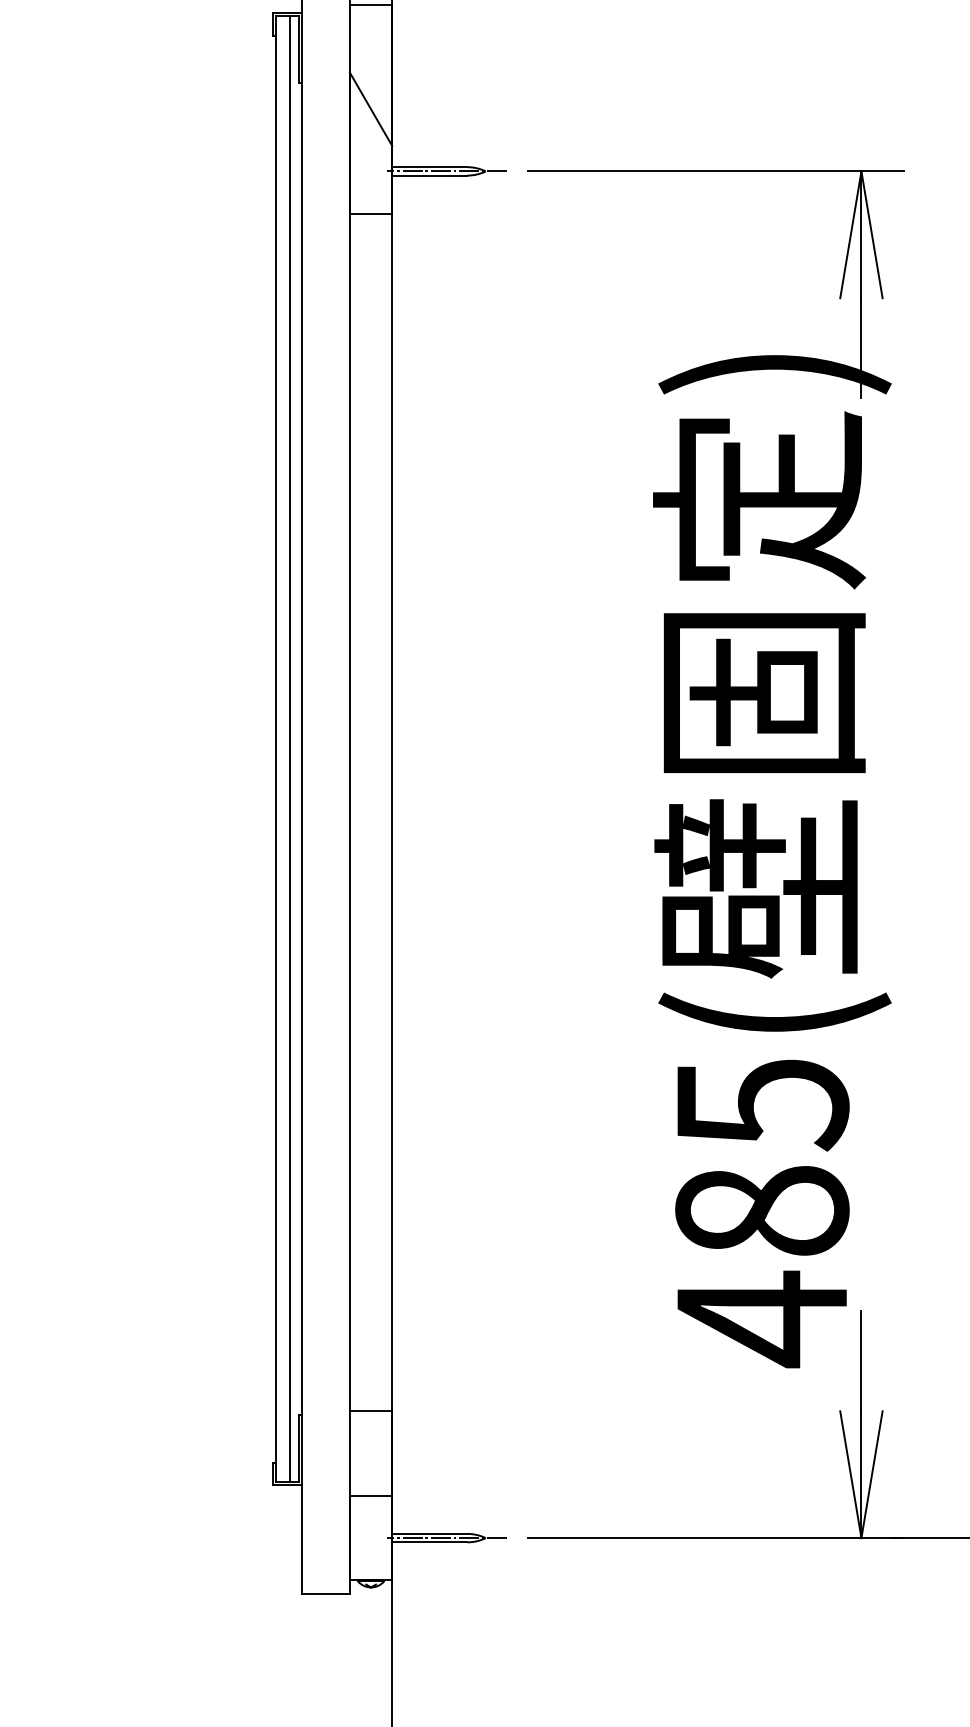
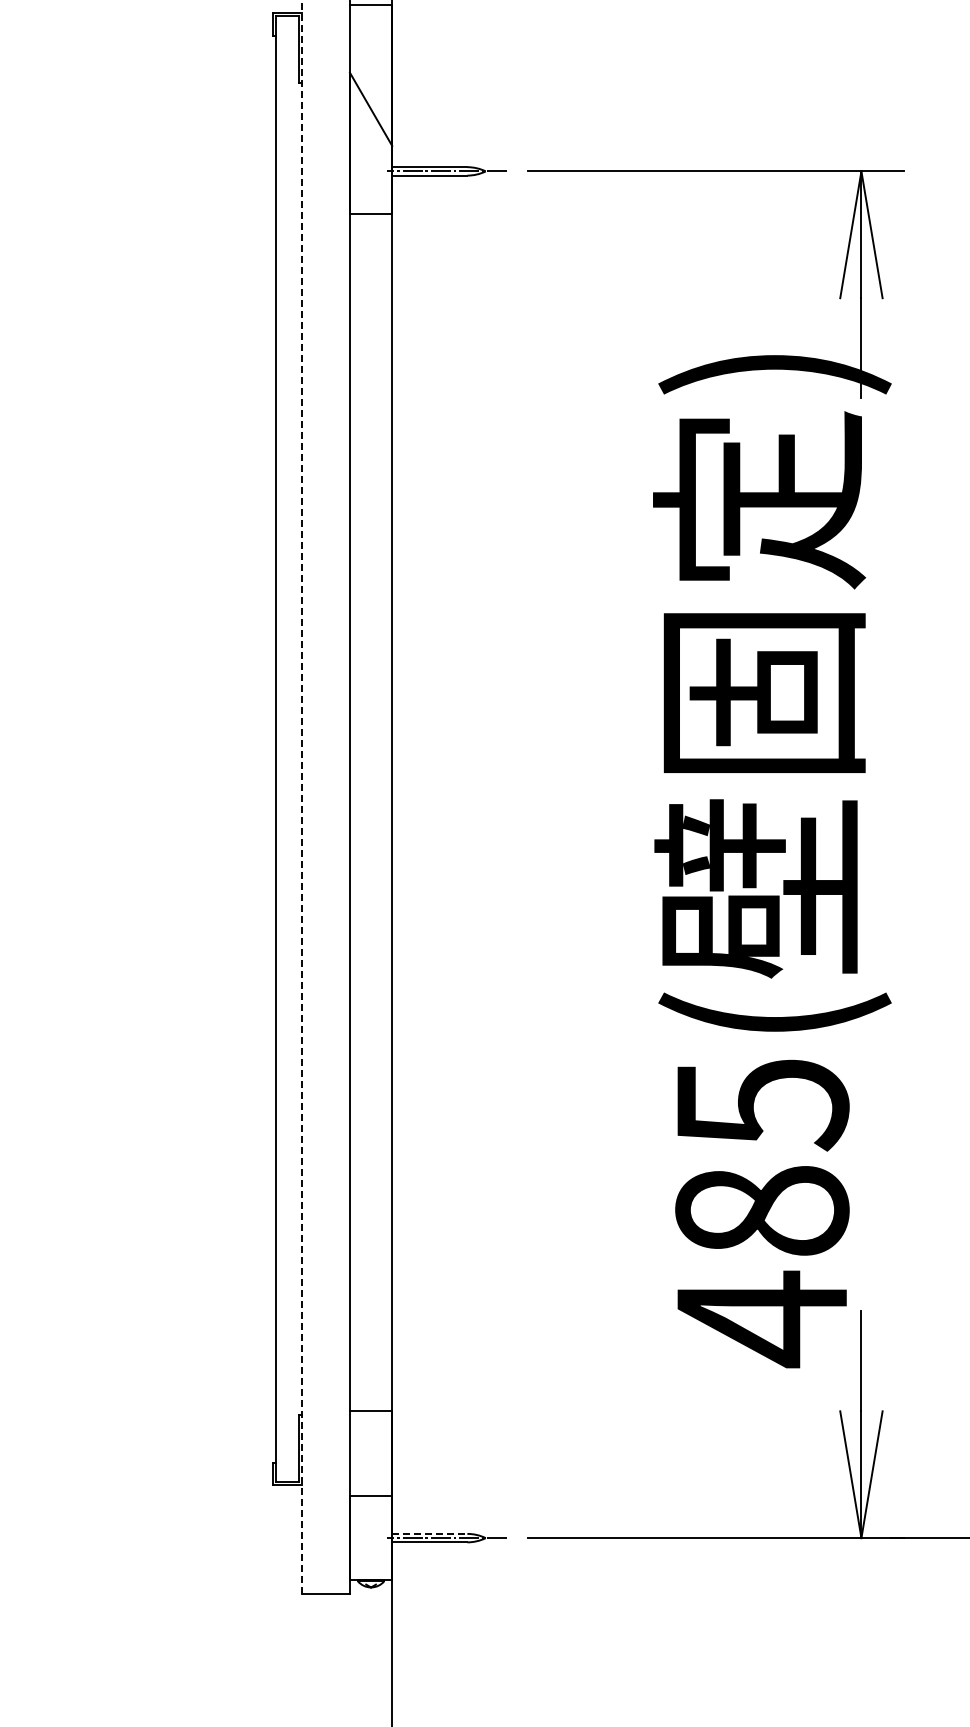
line: present -> none (290, 748)
line: solid -> dashed (302, 797)
line: solid -> dashed (429, 1533)
